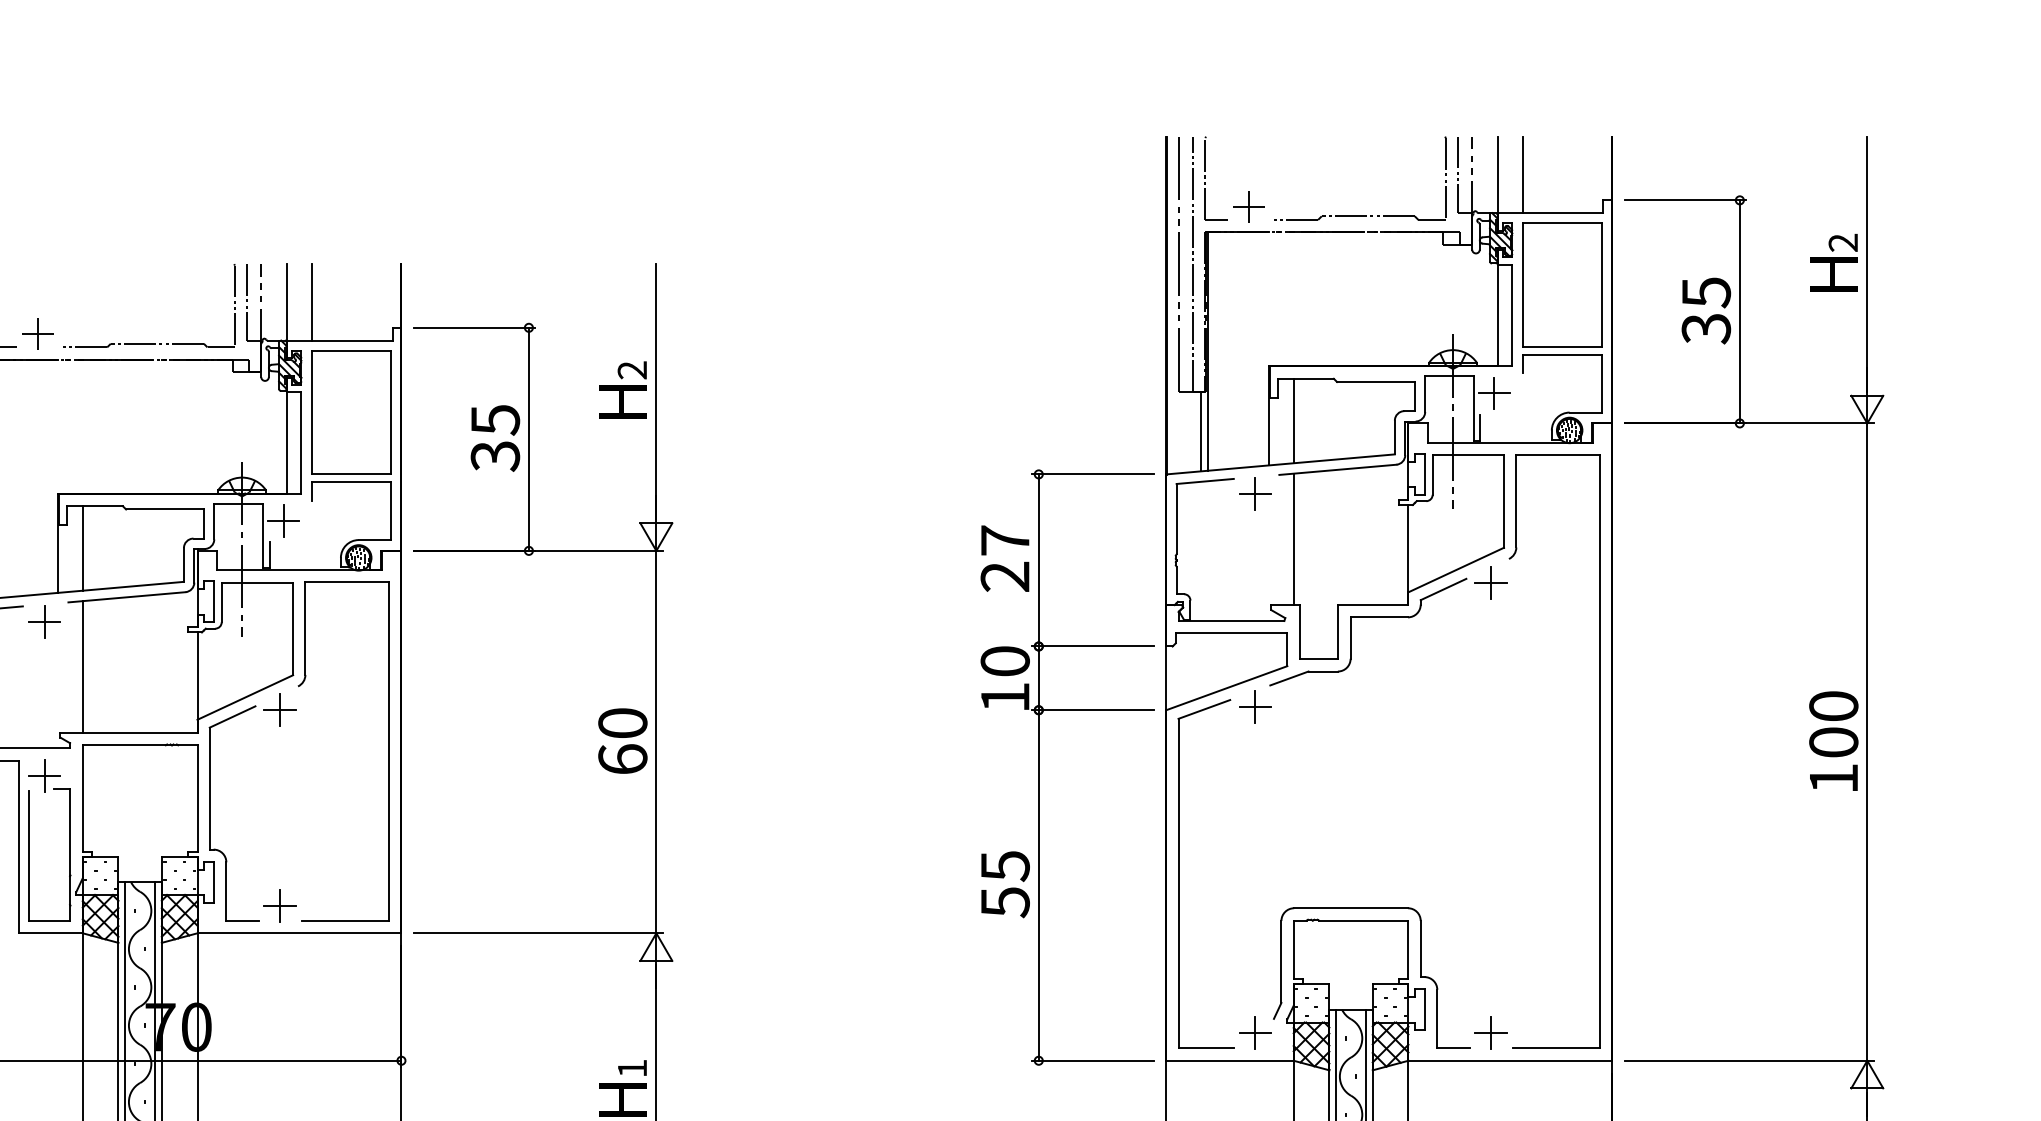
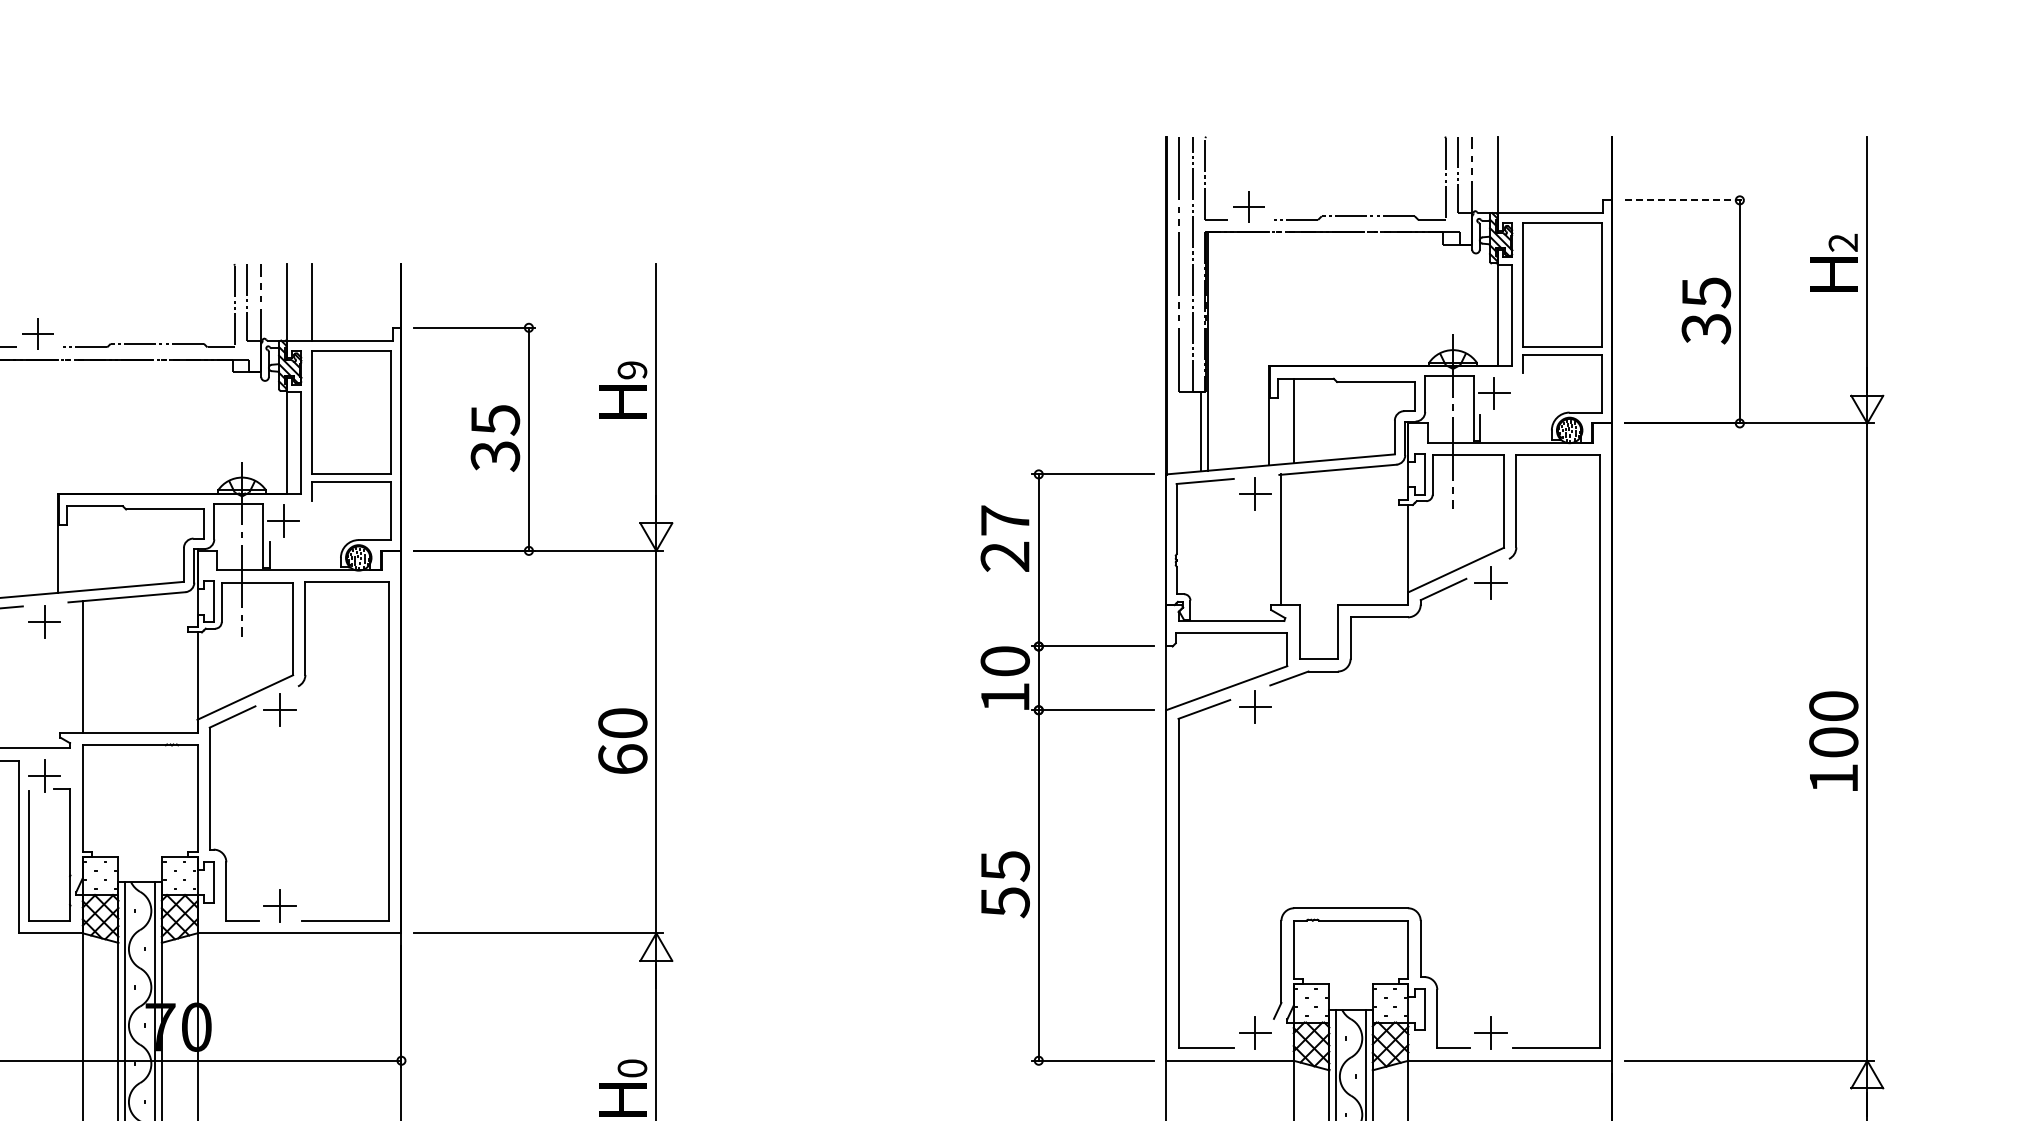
line: present -> none (1522, 174)
line: solid -> dashed (1685, 200)
text: 2 -> 9 (632, 370)
line position: (1293, 539) -> (1280, 539) (1280, 539)
line: present -> none (82, 548)
text position: (1004, 558) -> (1004, 538) (1004, 538)
text: 1 -> 0 (632, 1068)
